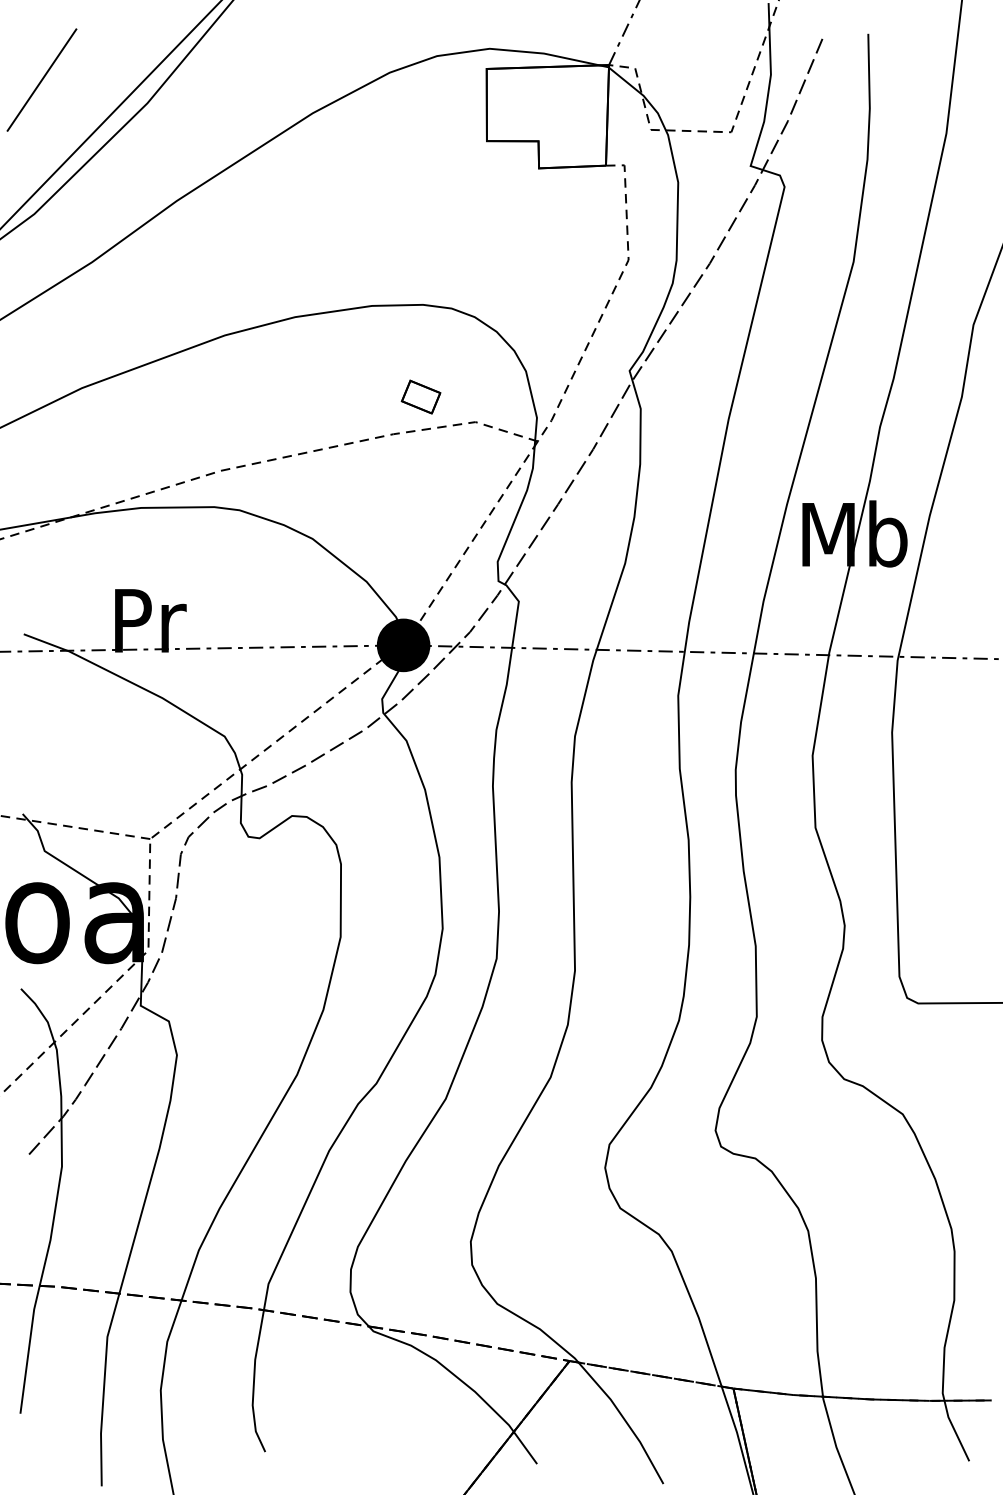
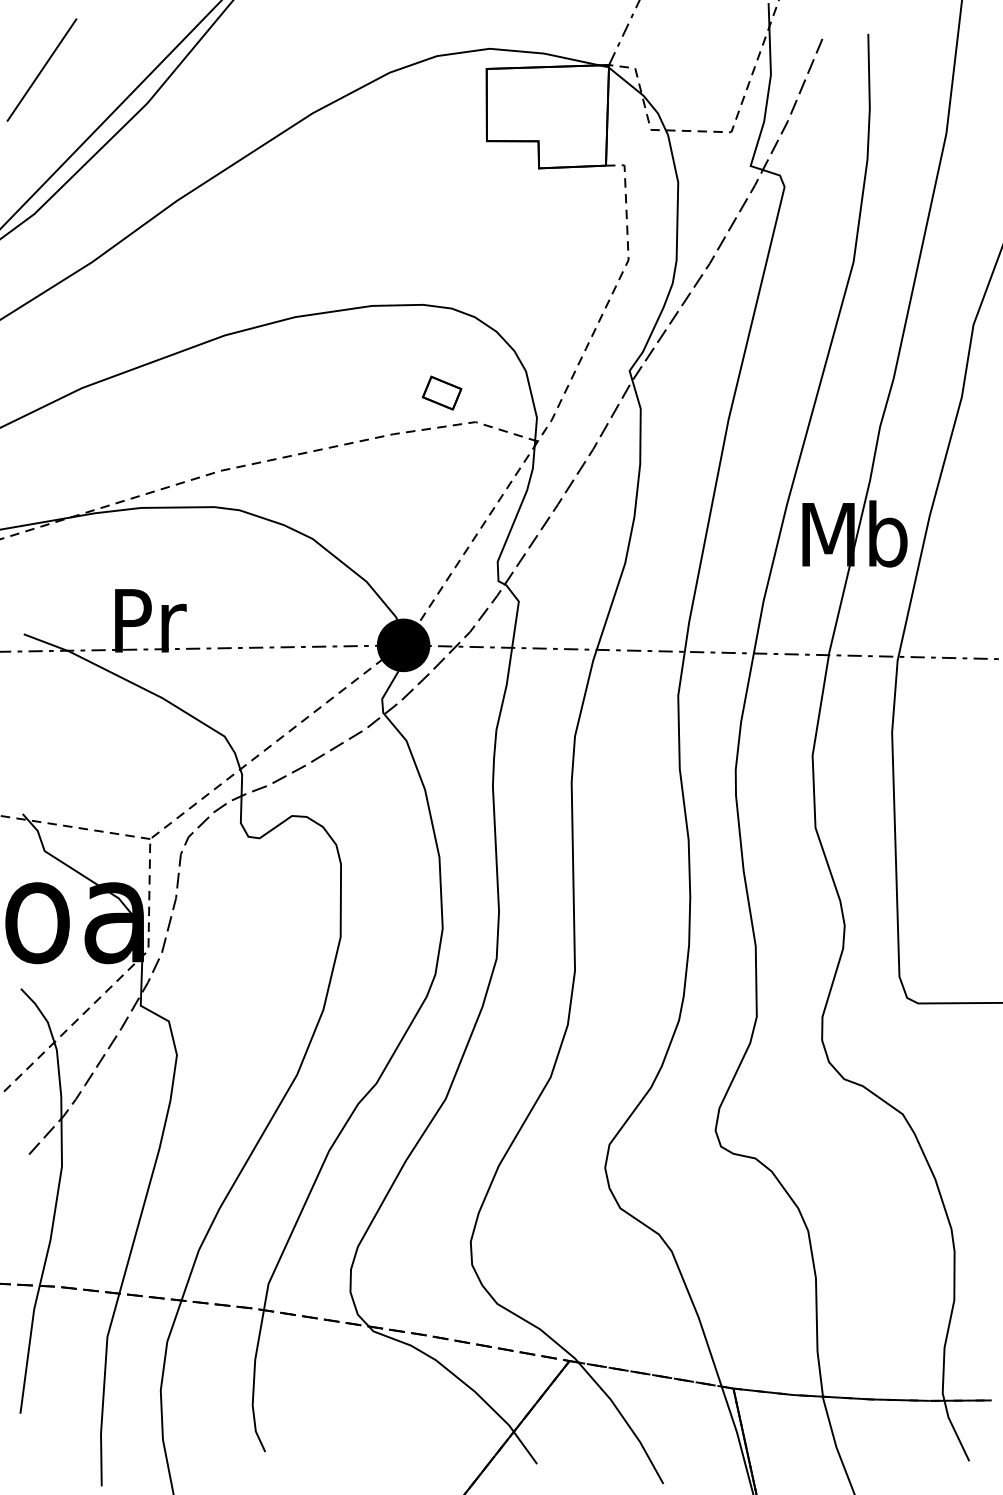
line position: (41, 79) -> (41, 69) (41, 69)
part position: (420, 396) -> (441, 392) (441, 392)
